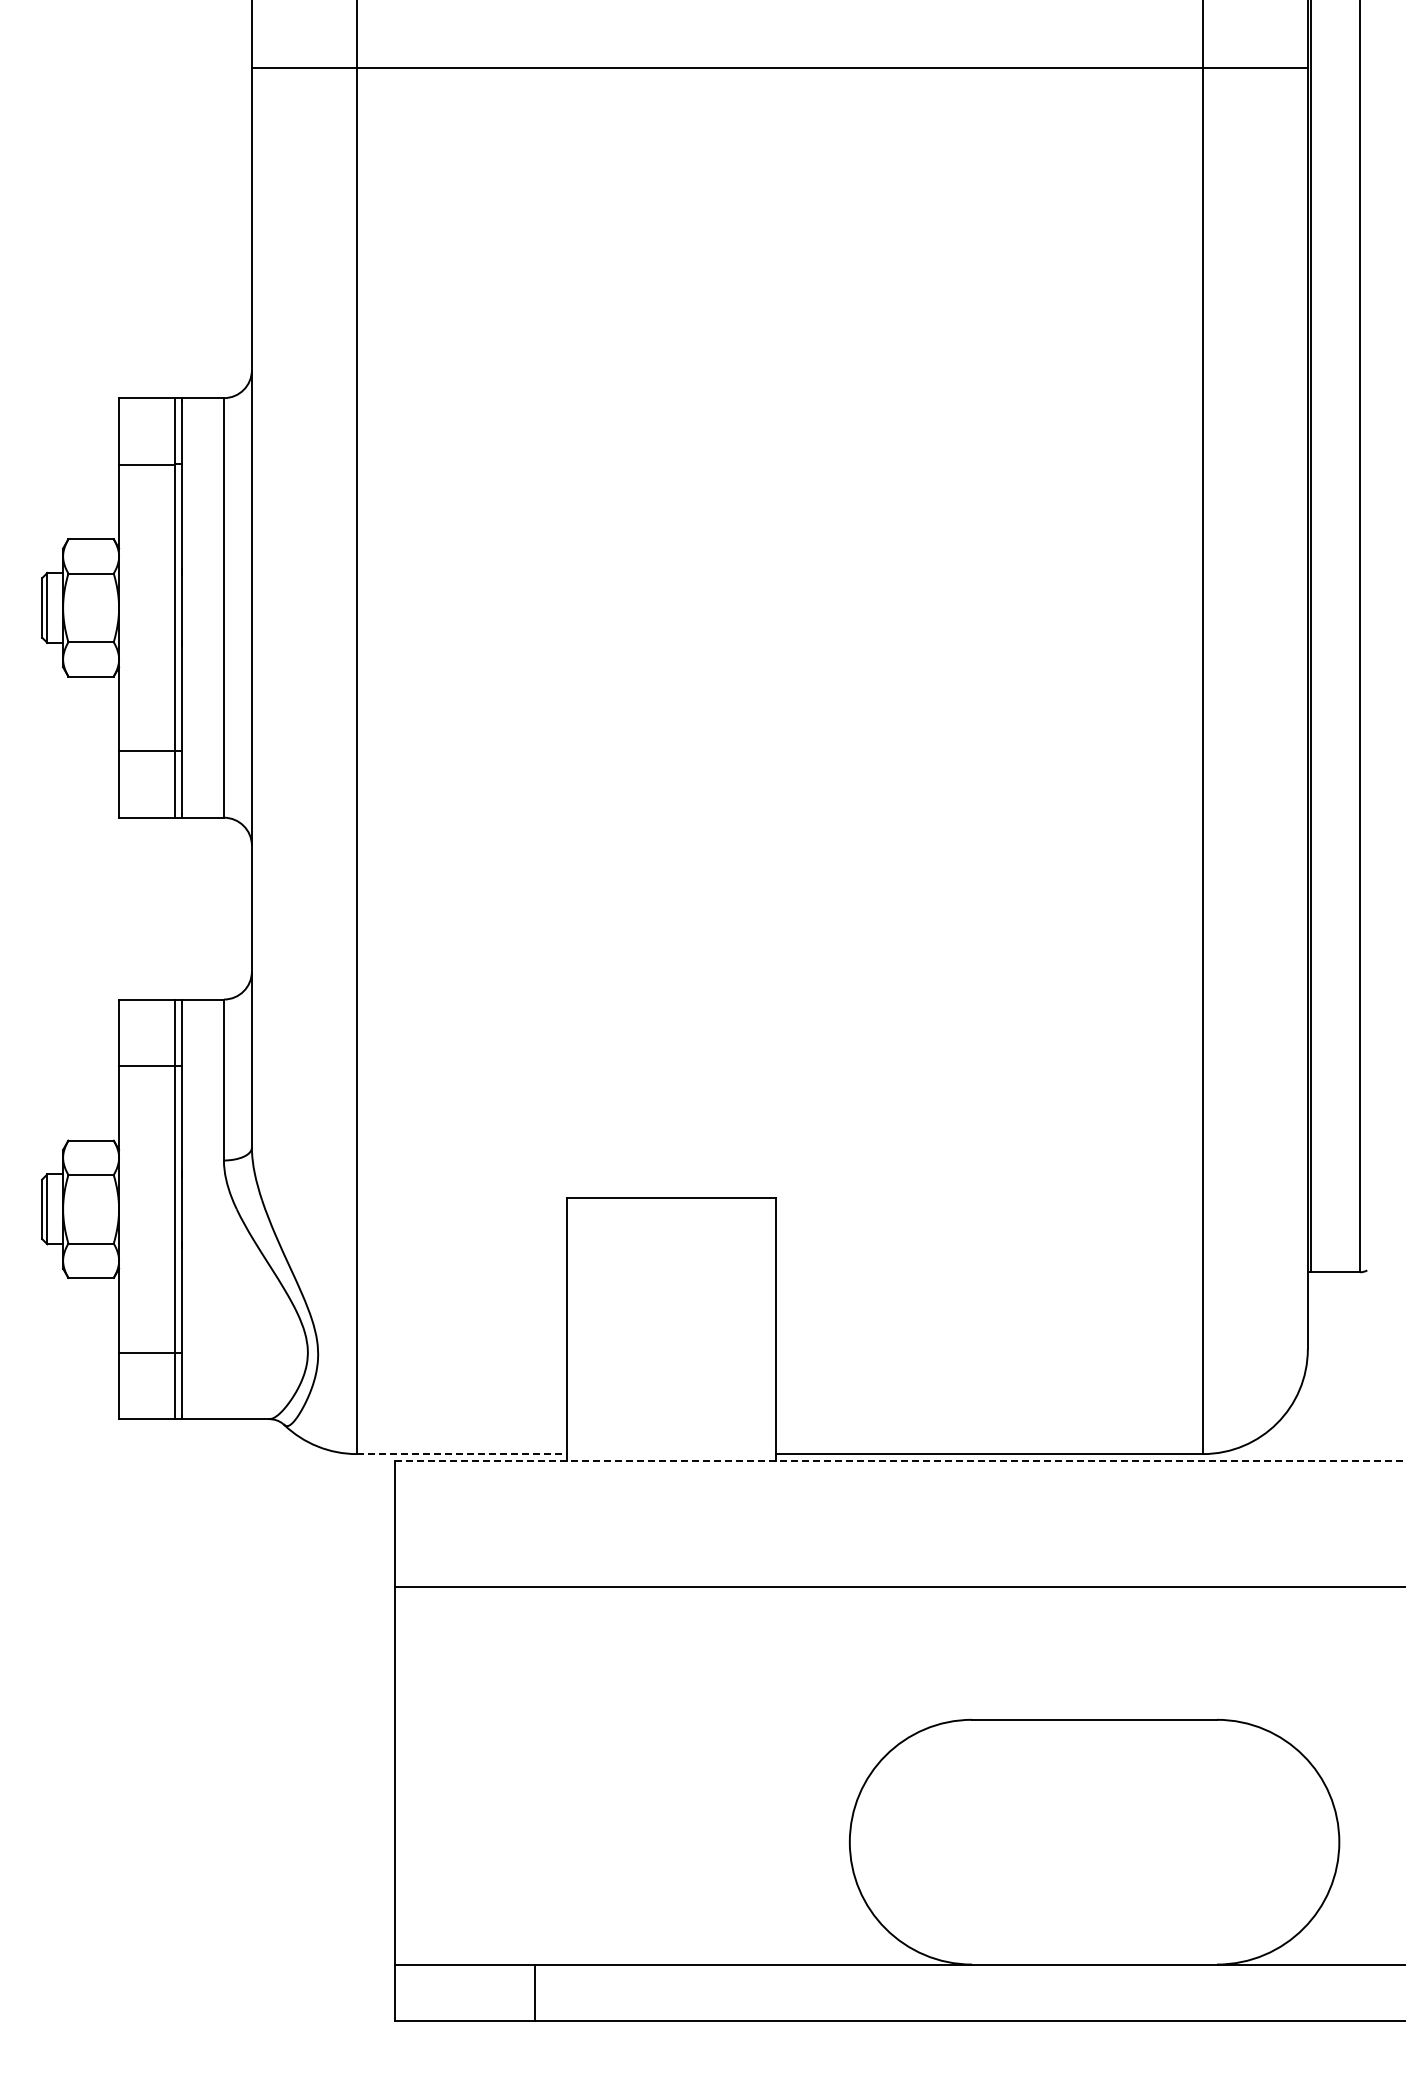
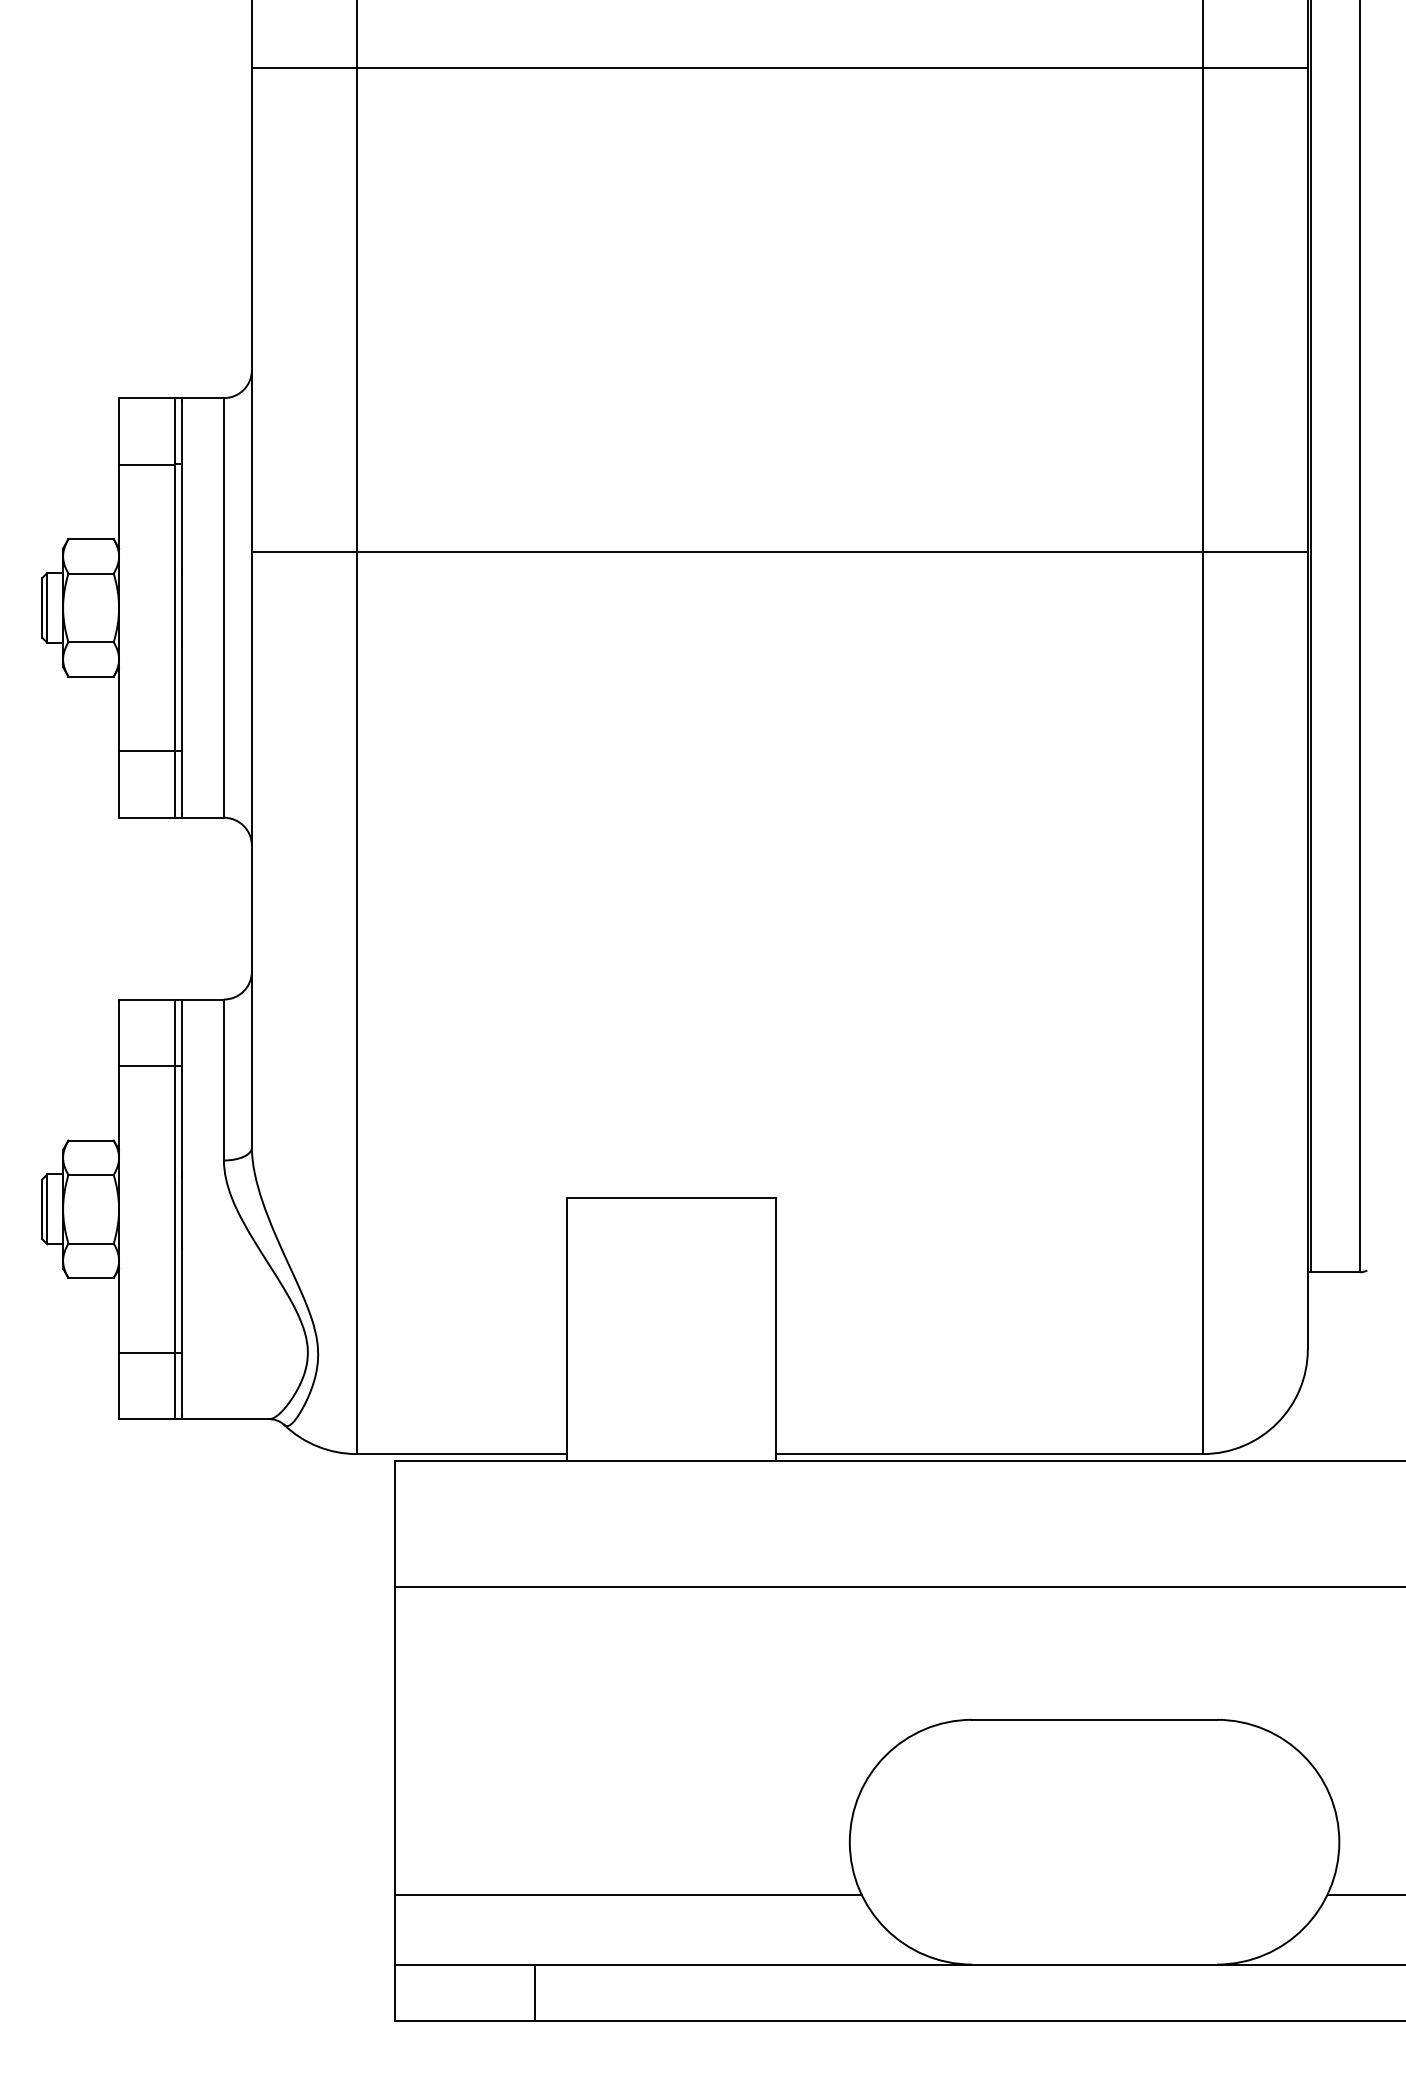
line: none -> present (779, 552)
line: dashed -> solid (461, 1454)
line: dashed -> solid (900, 1461)
line: none -> present (628, 1894)
line: none -> present (1364, 1894)
